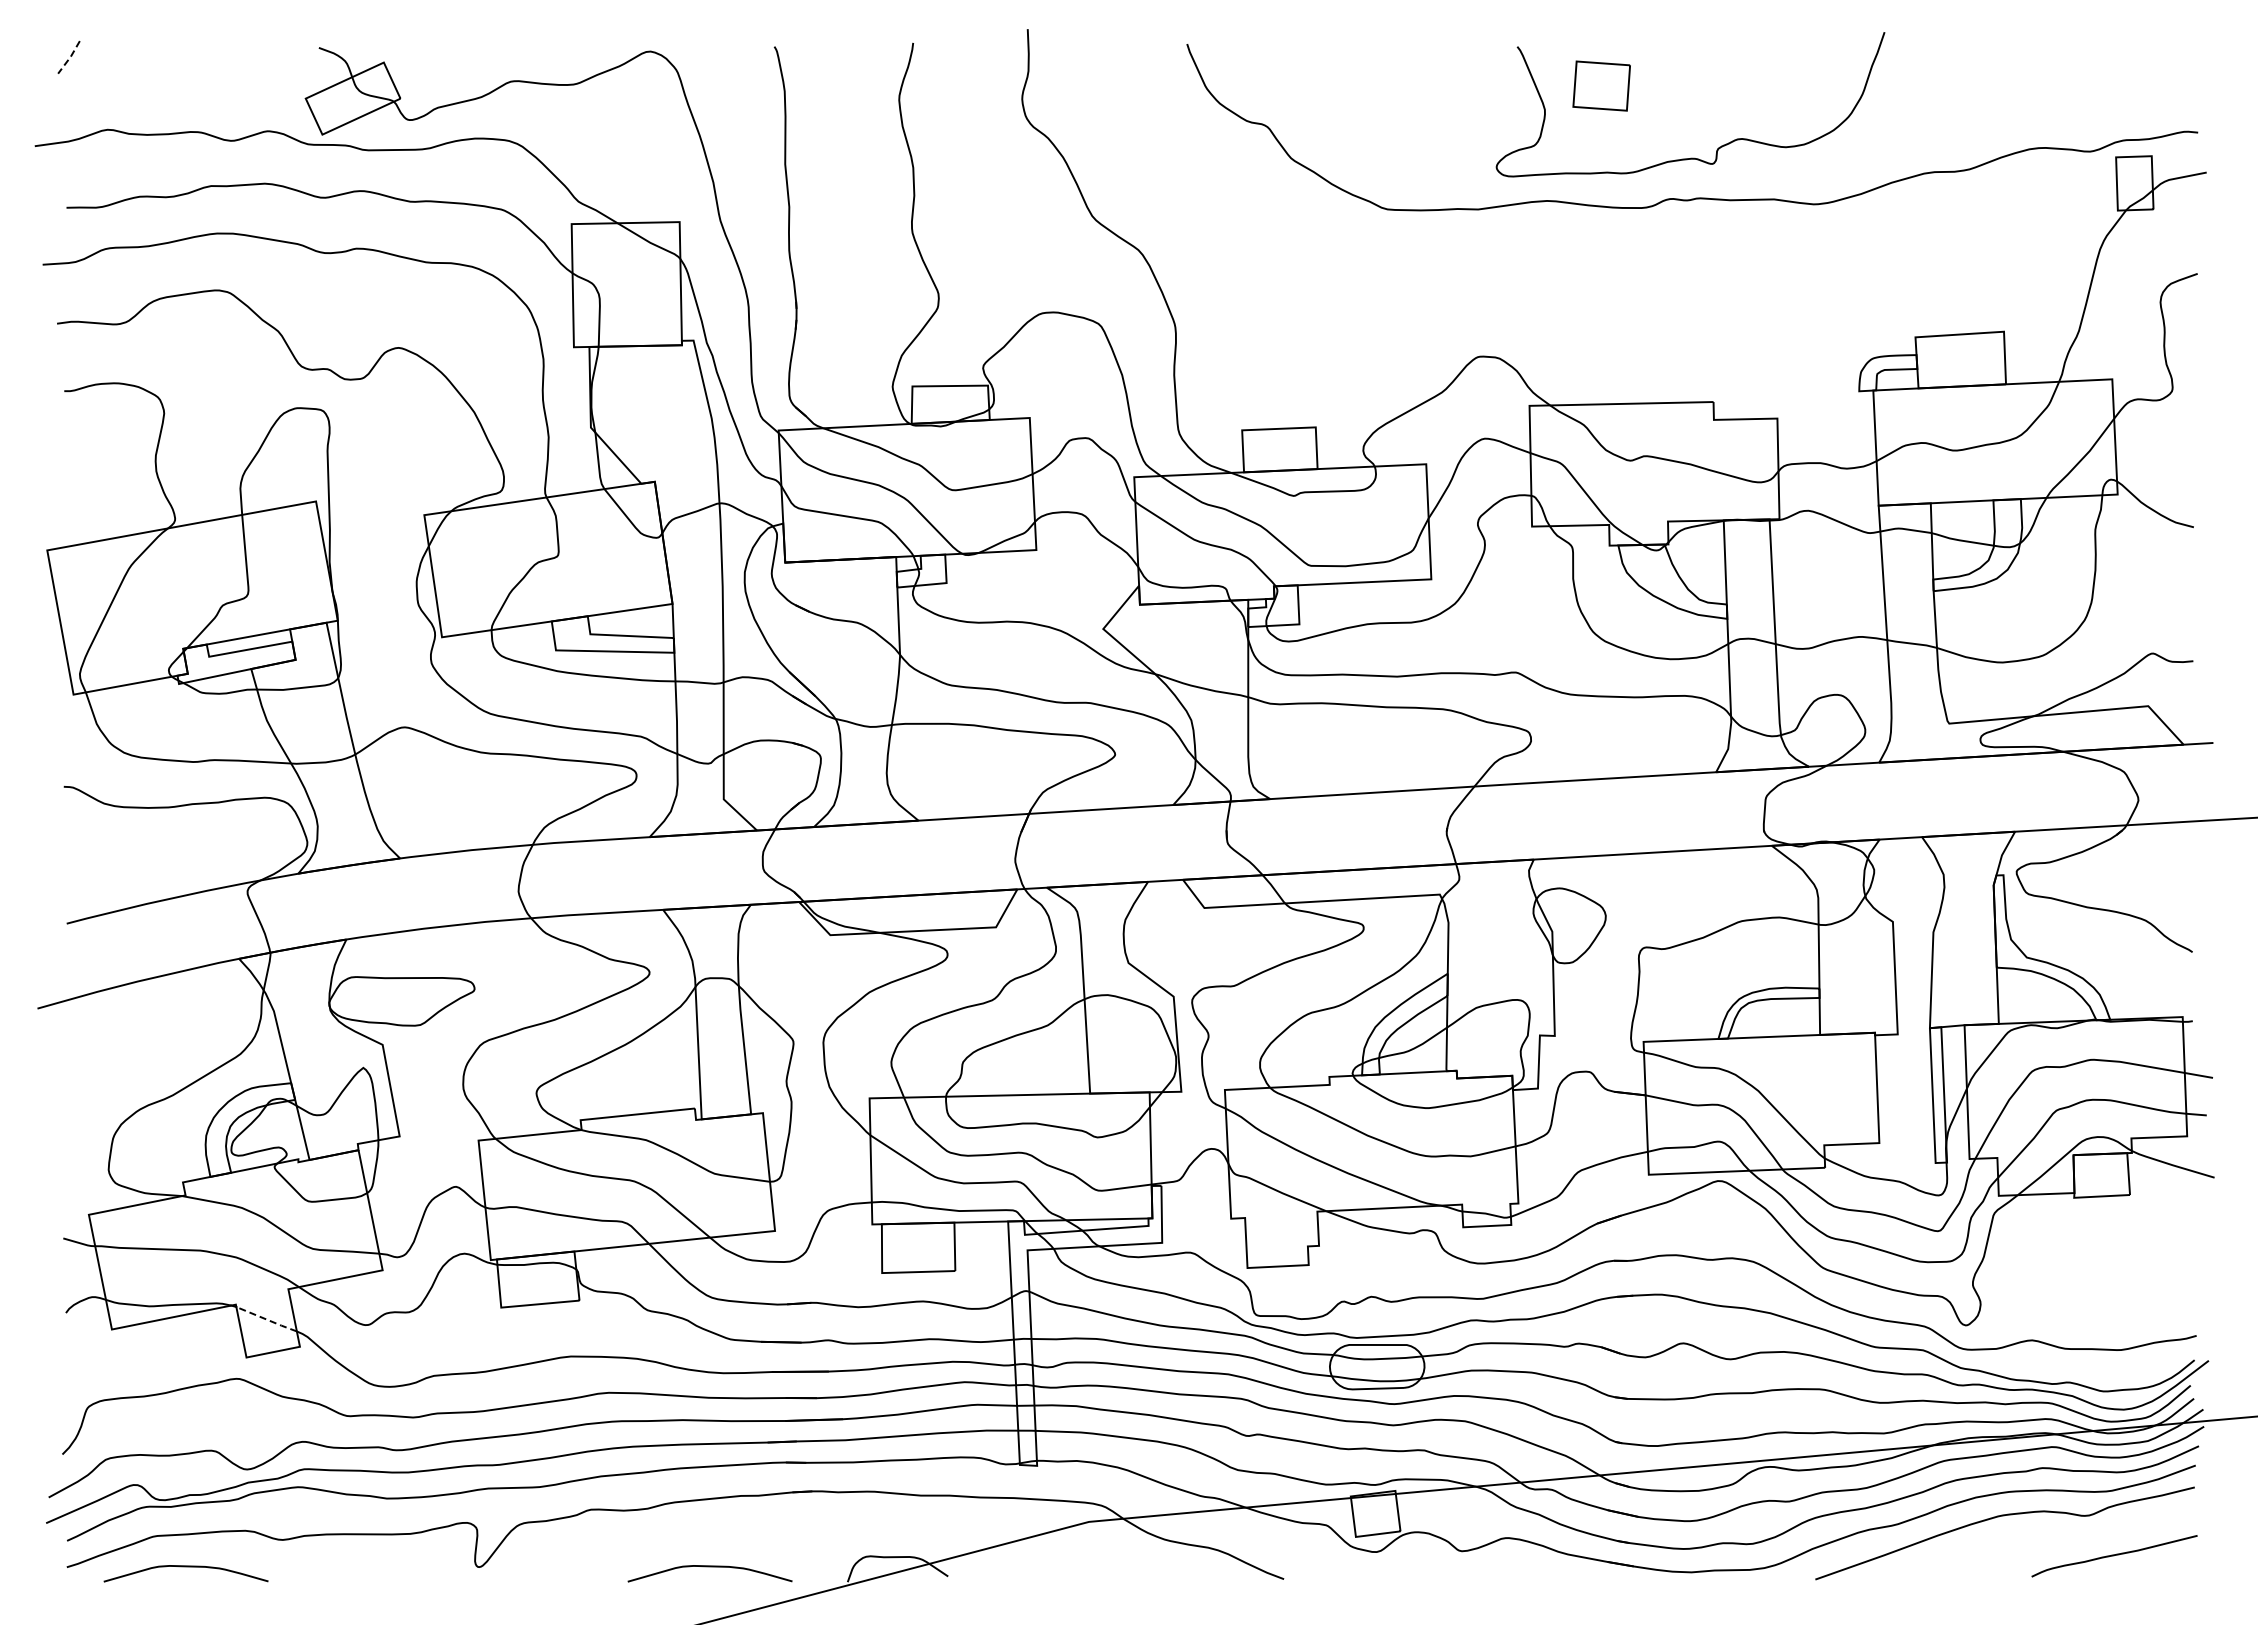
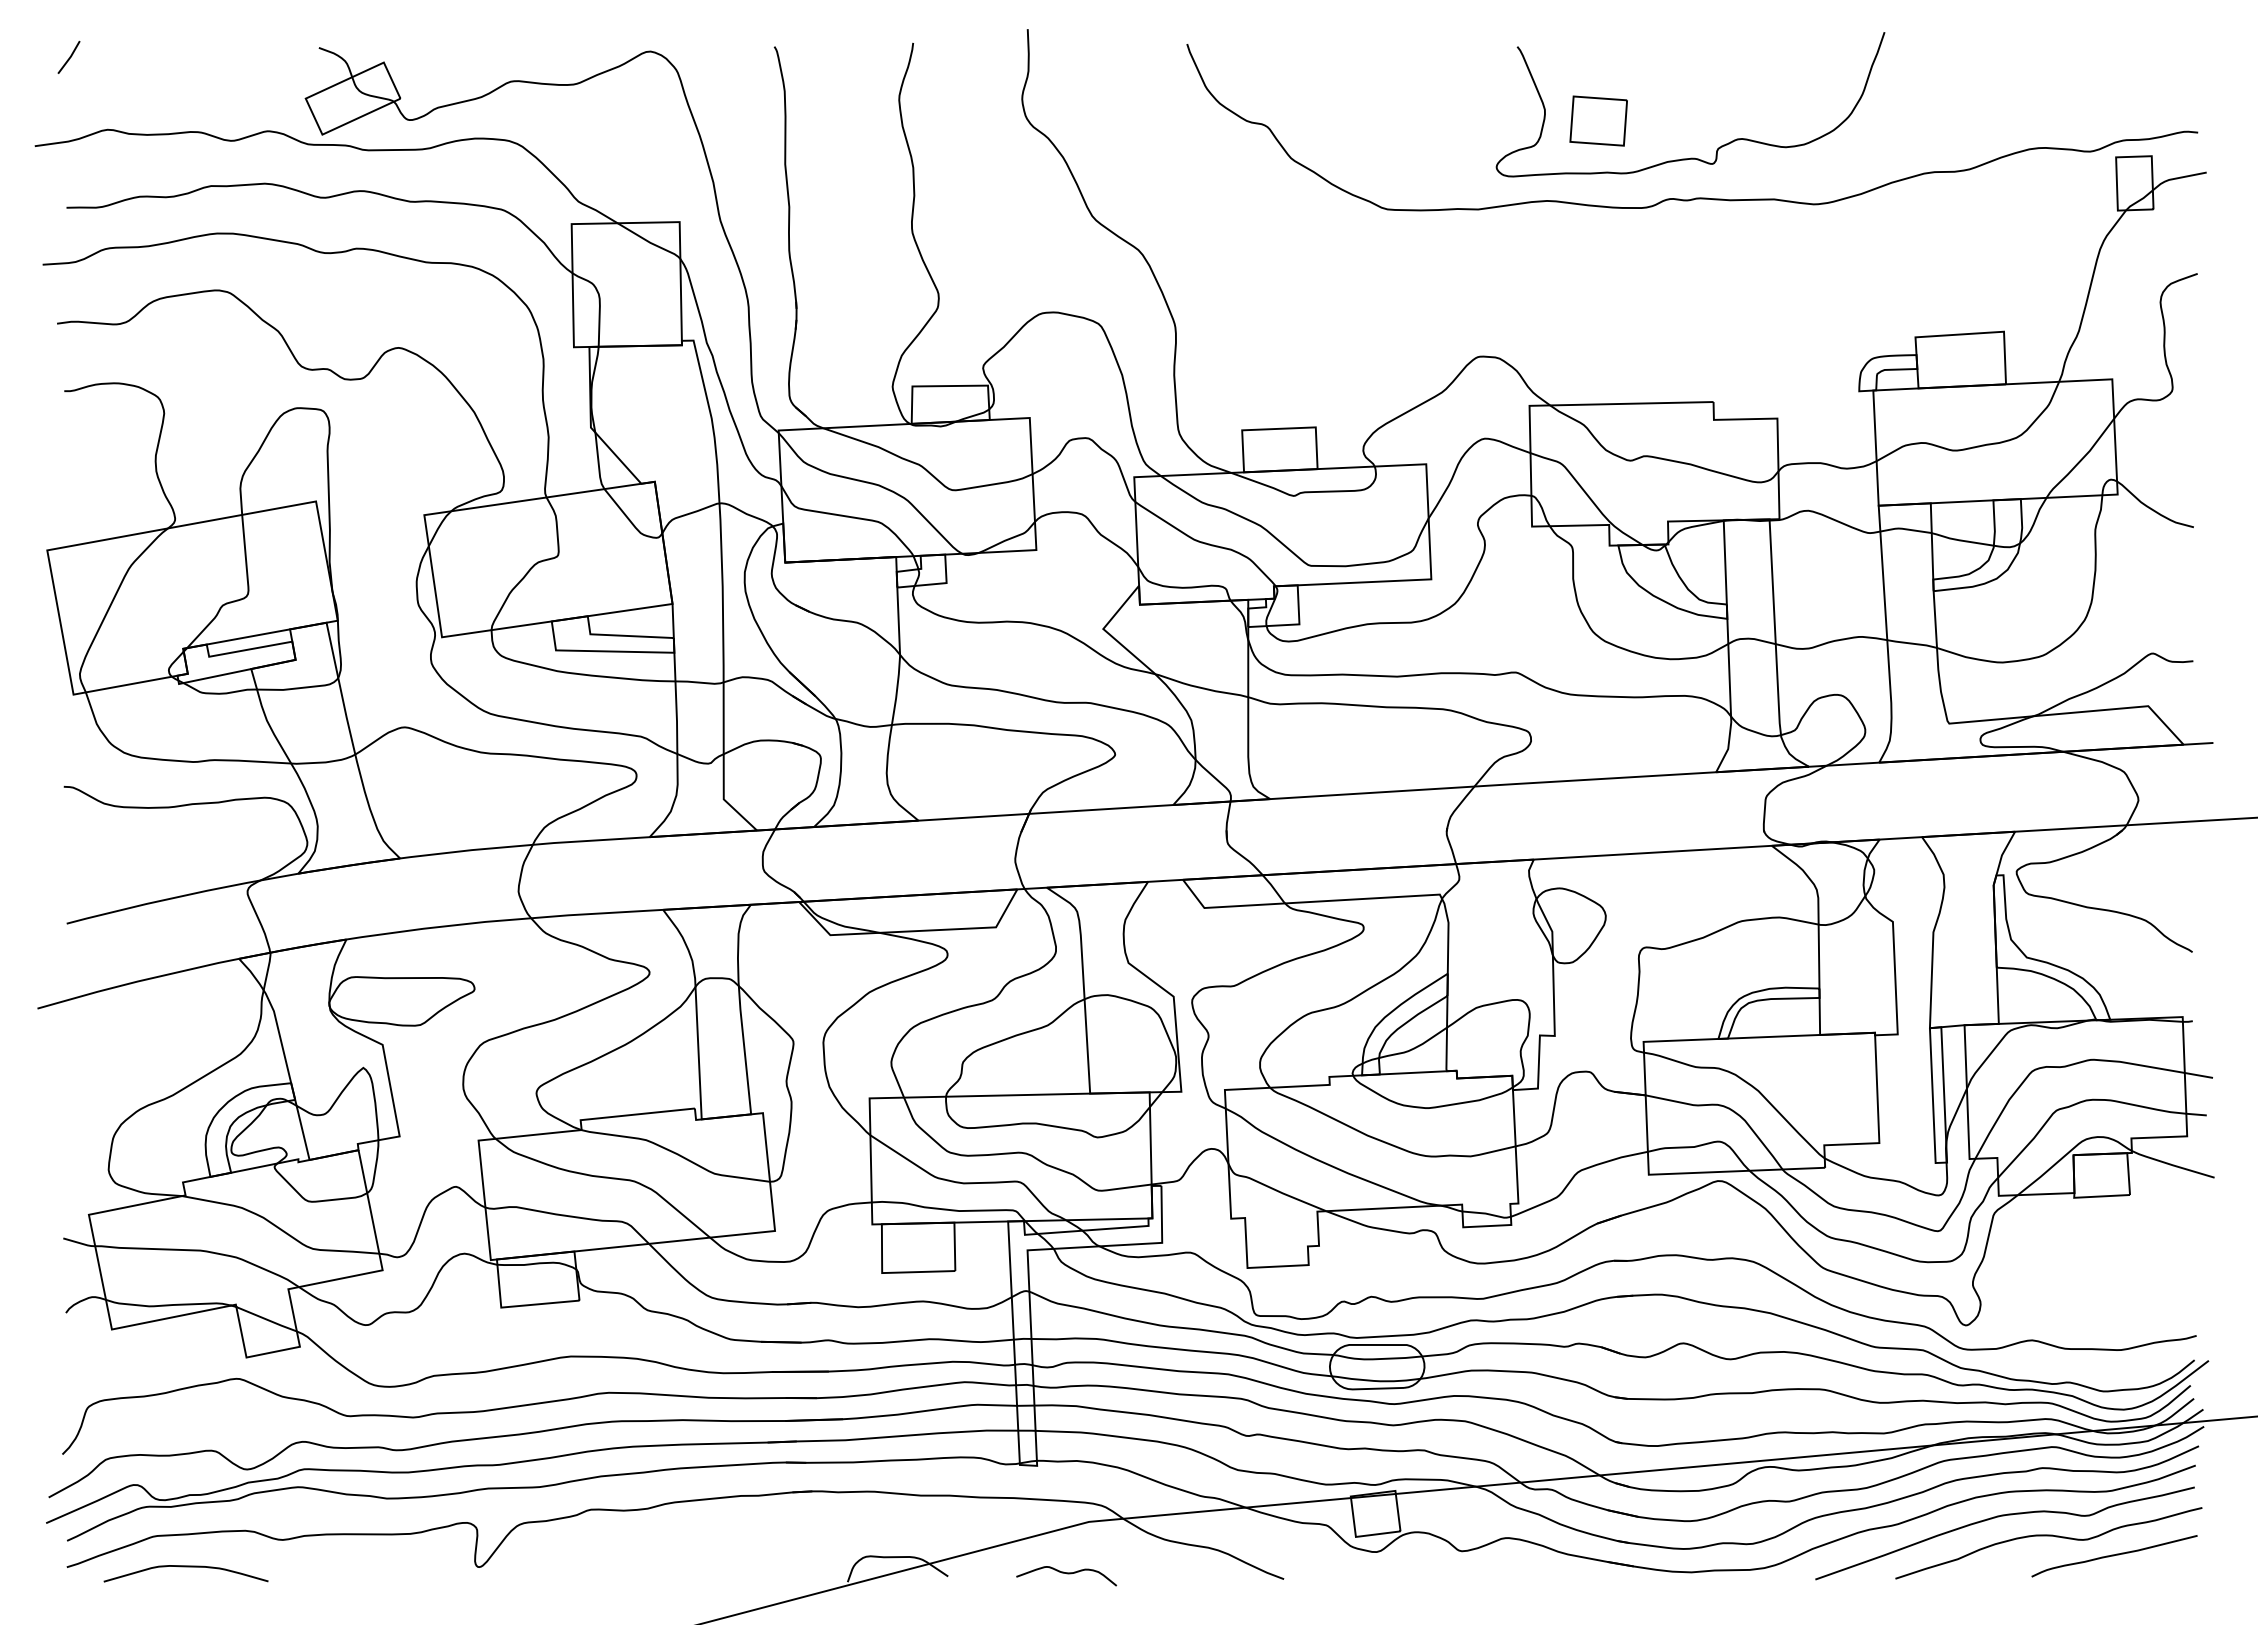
line: dashed -> solid (69, 58)
part position: (1601, 85) -> (1598, 120) (1598, 120)
line: dashed -> solid (266, 1319)
curve: none -> present (2048, 1536)
curve: present -> none (709, 1567)
curve: none -> present (1066, 1574)
